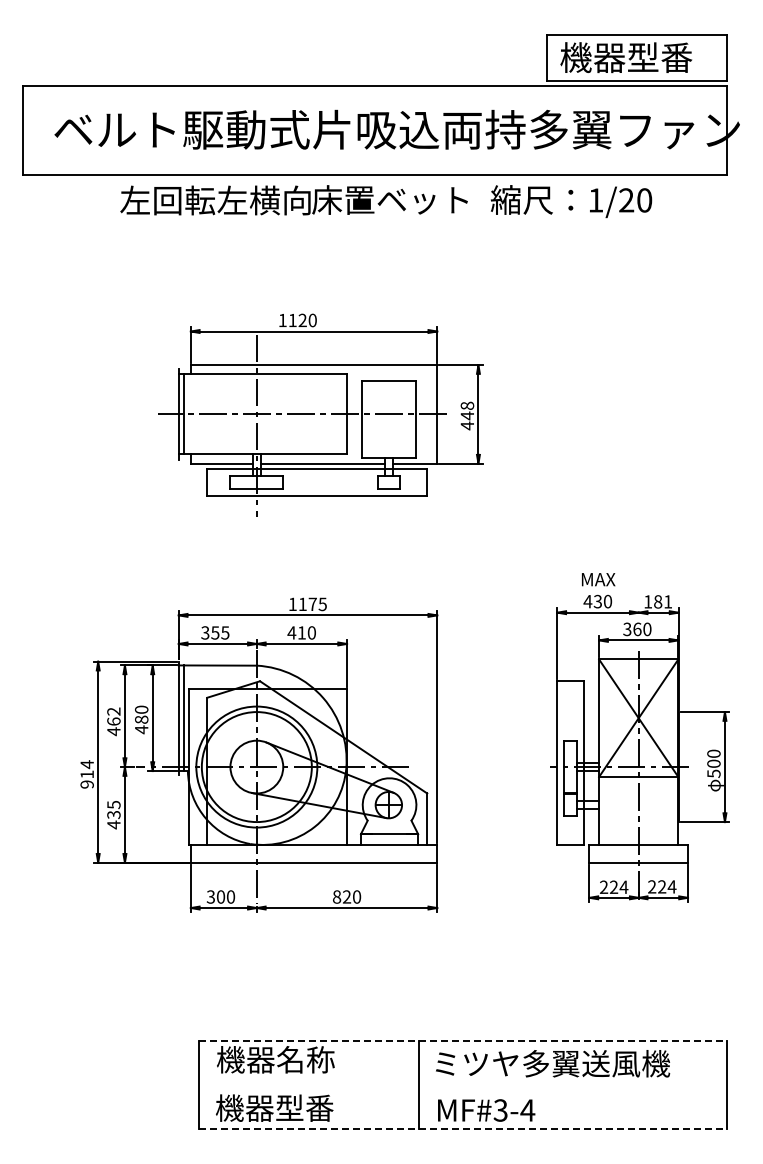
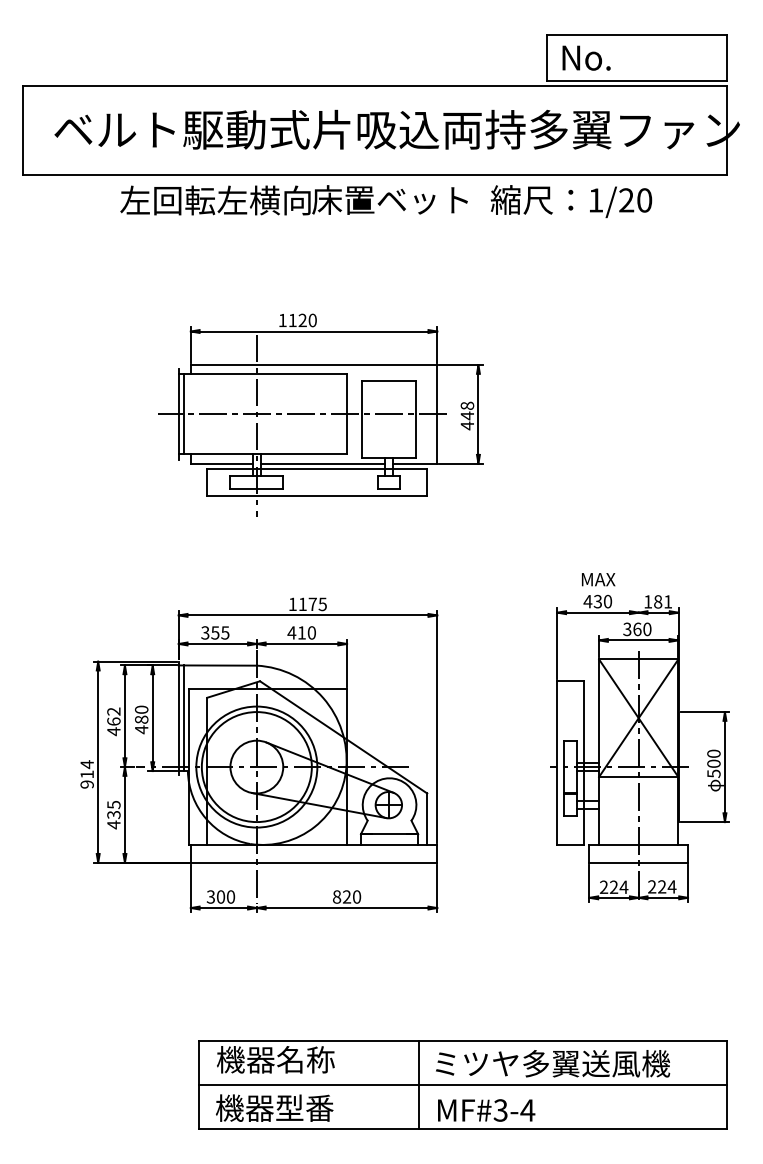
text: 機器型番 -> No. (626, 57)
line: dashed -> solid (463, 1041)
line: none -> present (462, 1085)
line: dashed -> solid (463, 1129)
